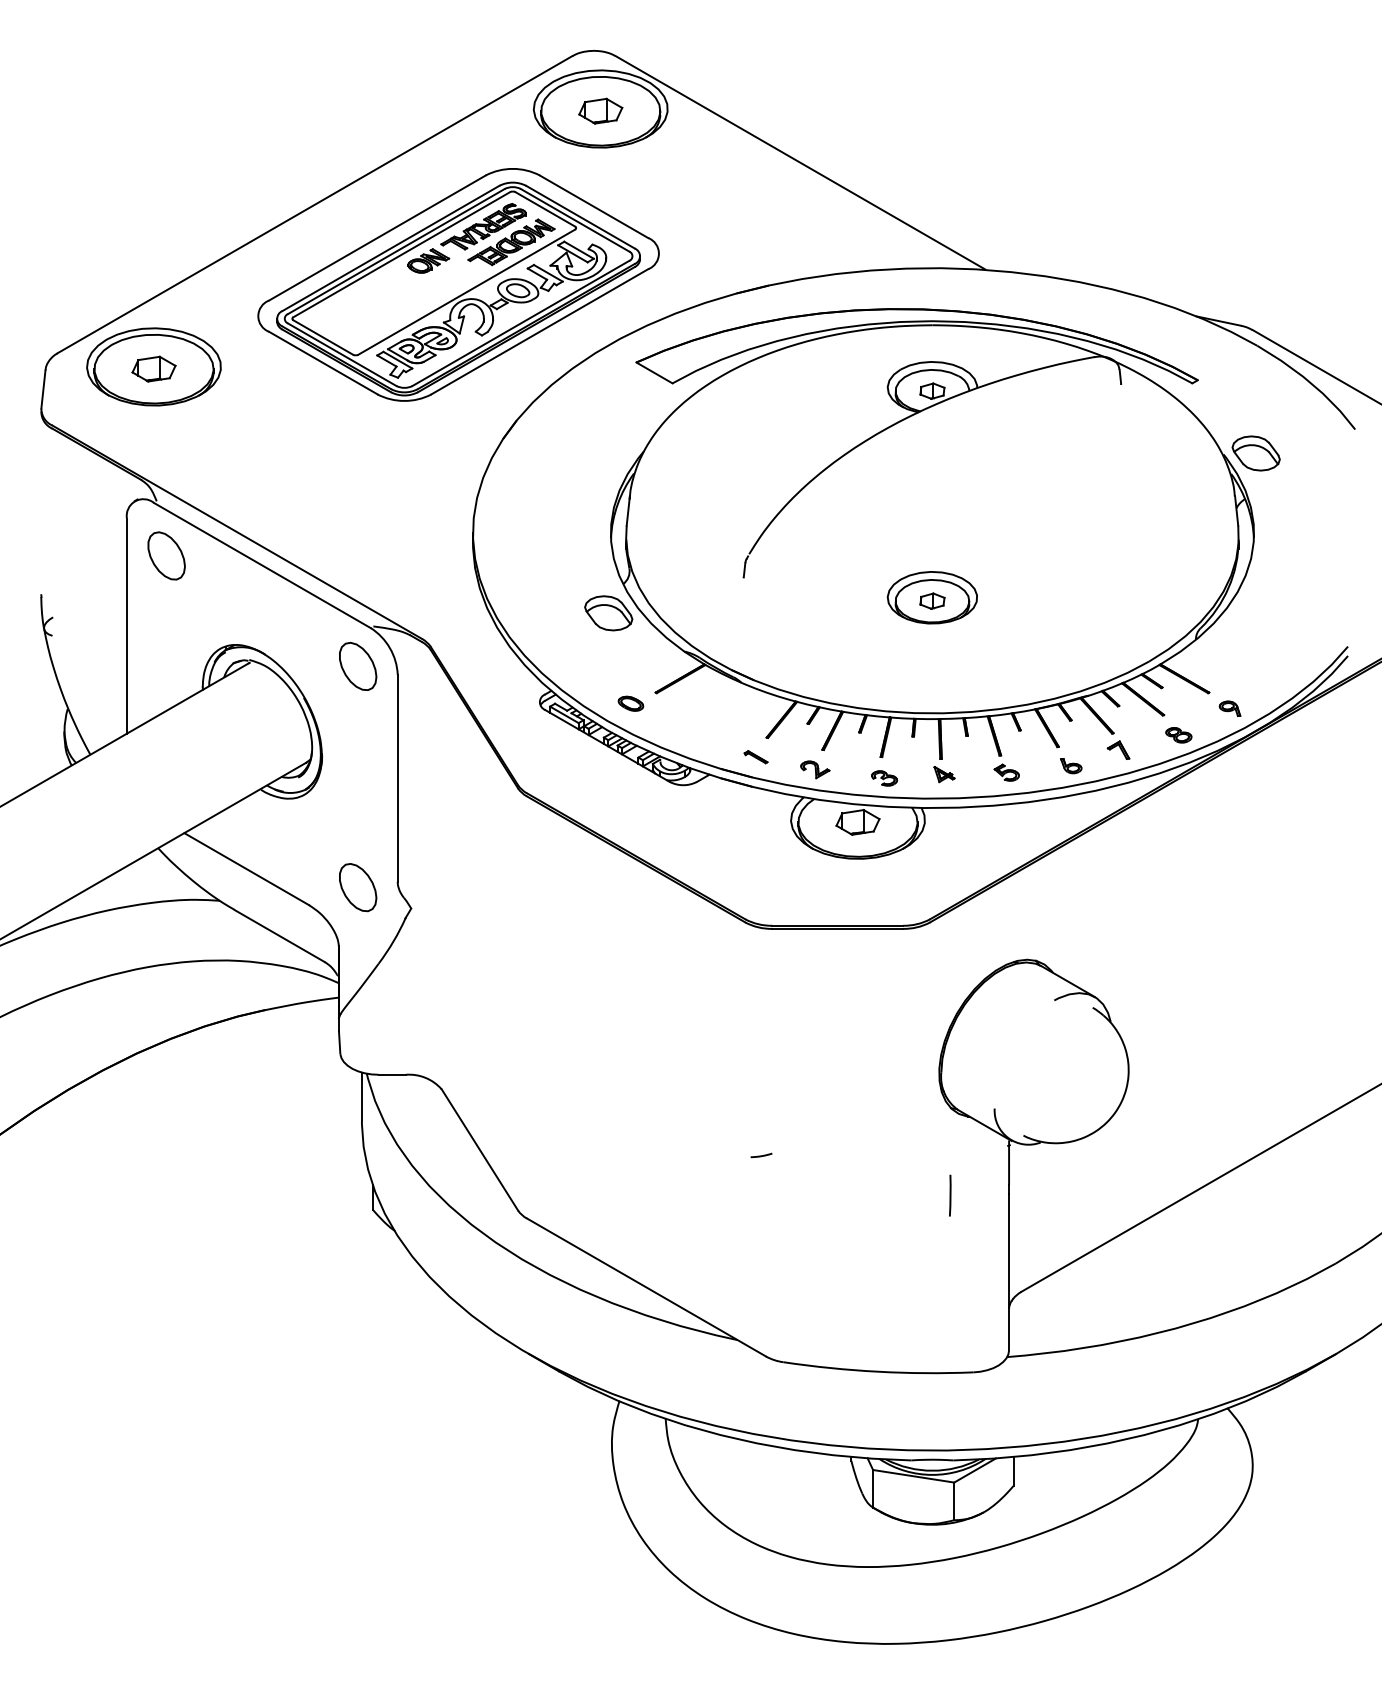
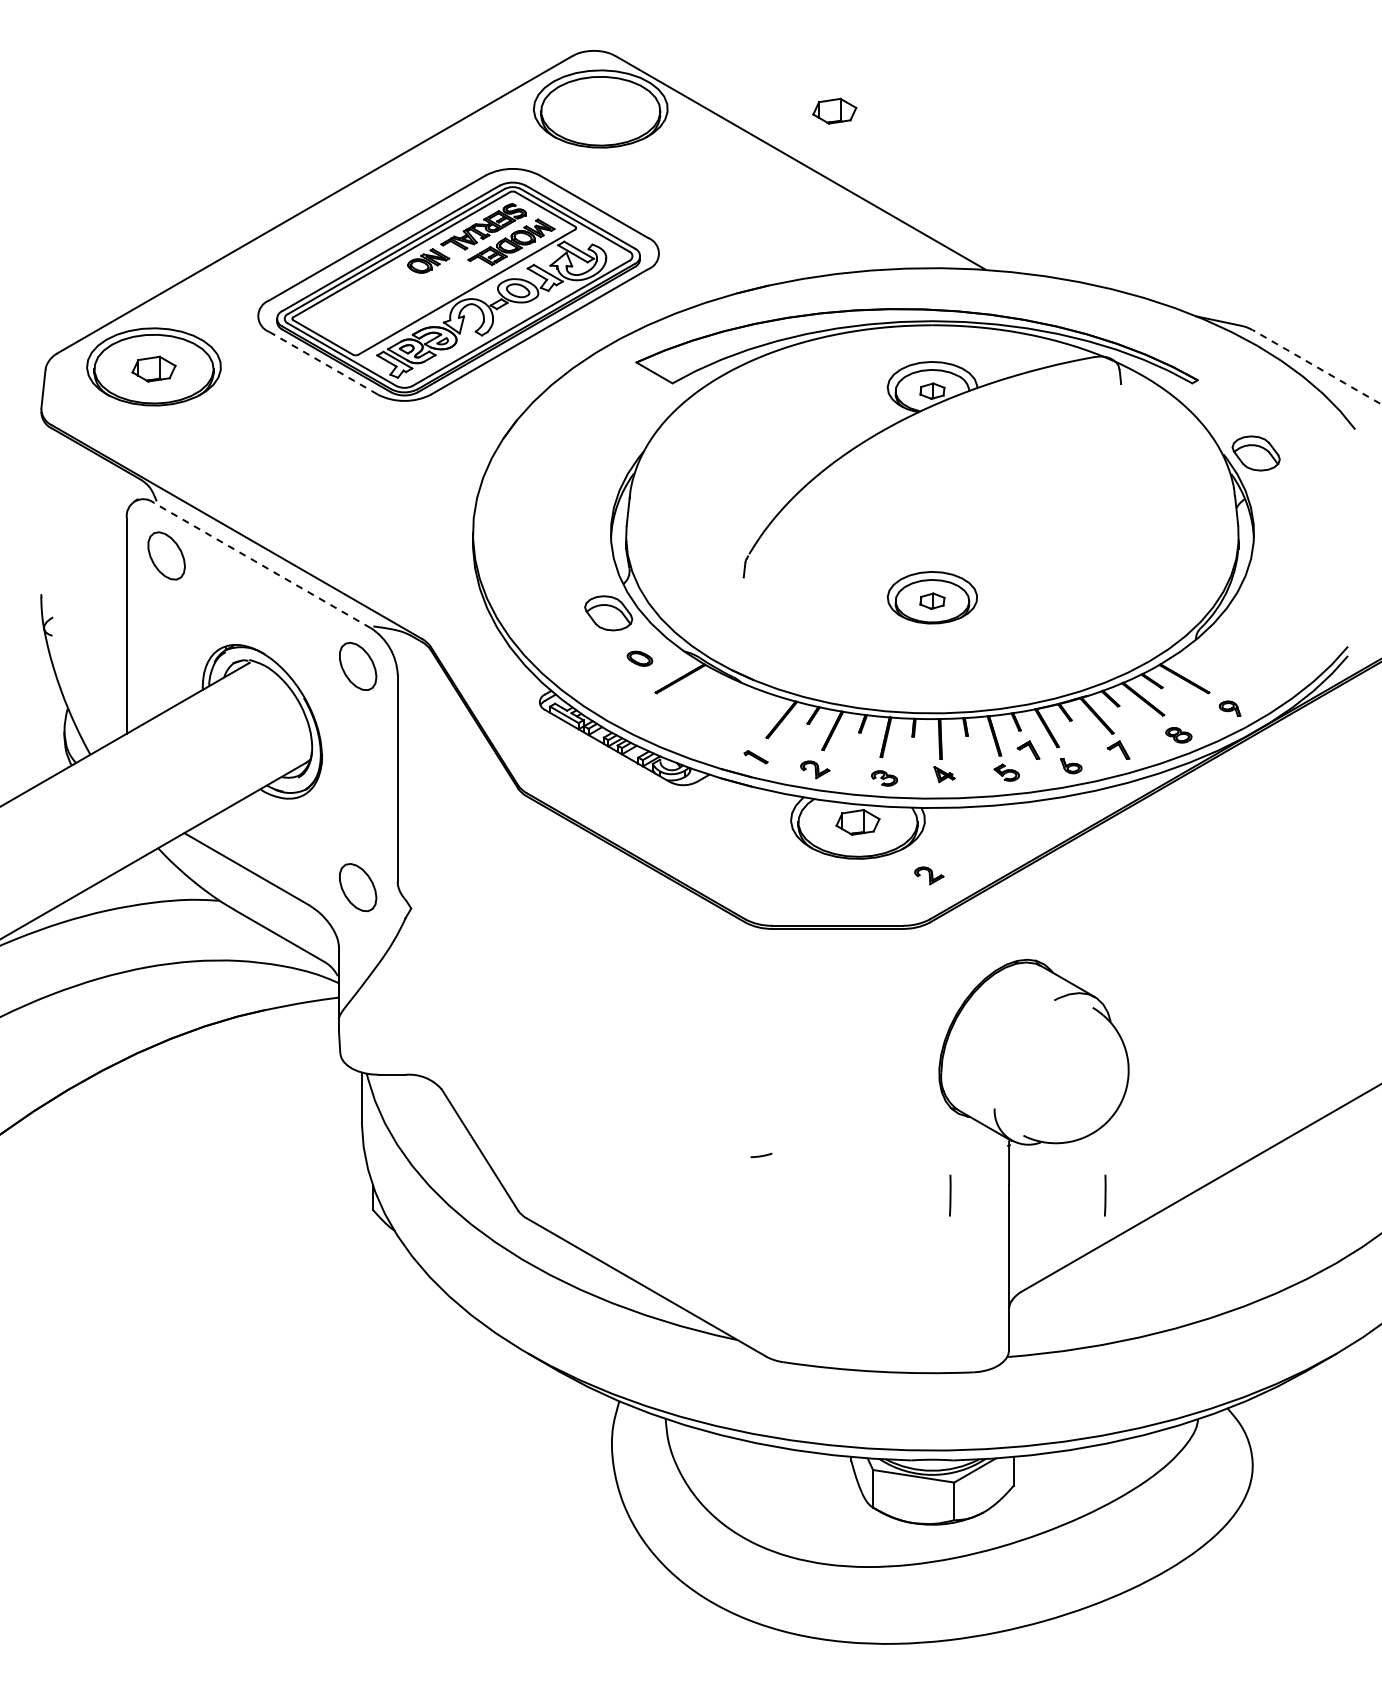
part position: (600, 110) -> (834, 110) (834, 110)
line: solid -> dashed (323, 363)
line: solid -> dashed (1316, 366)
line: solid -> dashed (261, 565)
part position: (630, 703) -> (639, 658) (639, 658)
part: none -> present (1028, 749)
part: none -> present (929, 875)
line: none -> present (1105, 1195)
